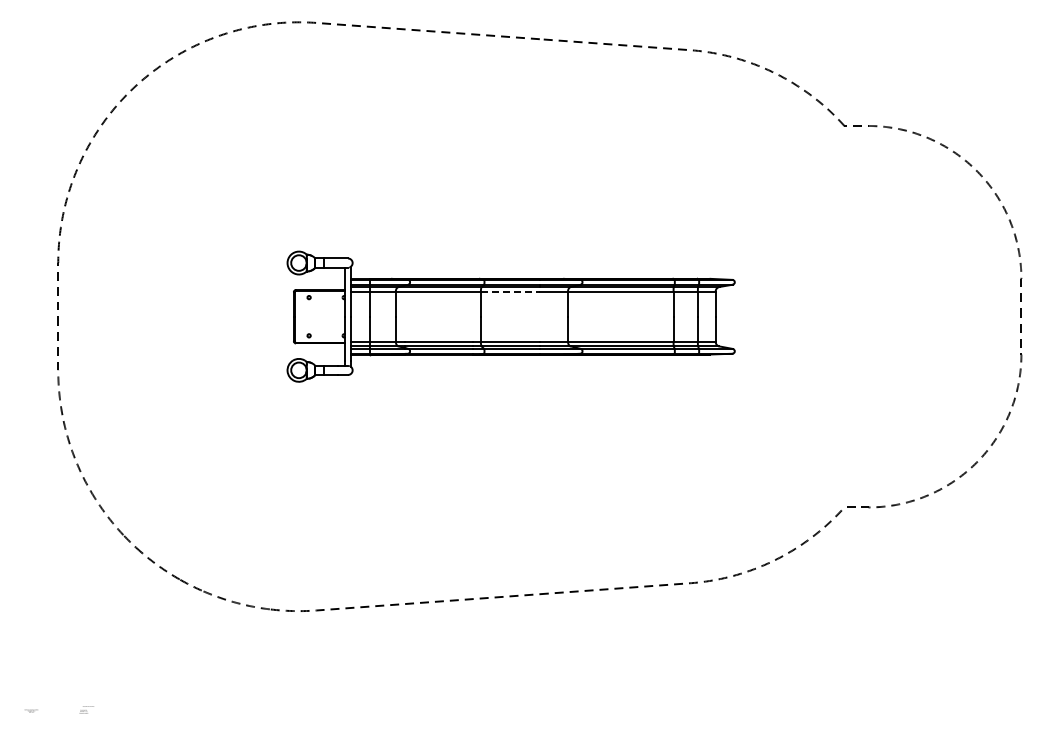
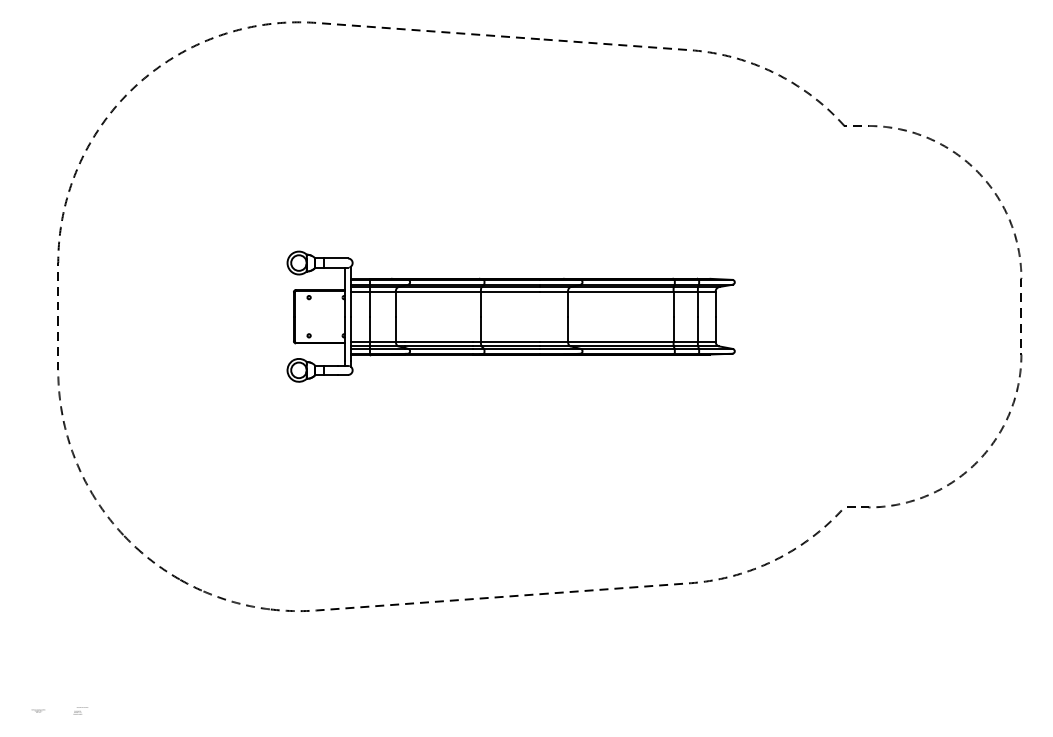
line: dashed -> solid (510, 291)
text position: (86, 709) -> (80, 710) (80, 710)
text position: (31, 710) -> (38, 710) (38, 710)
